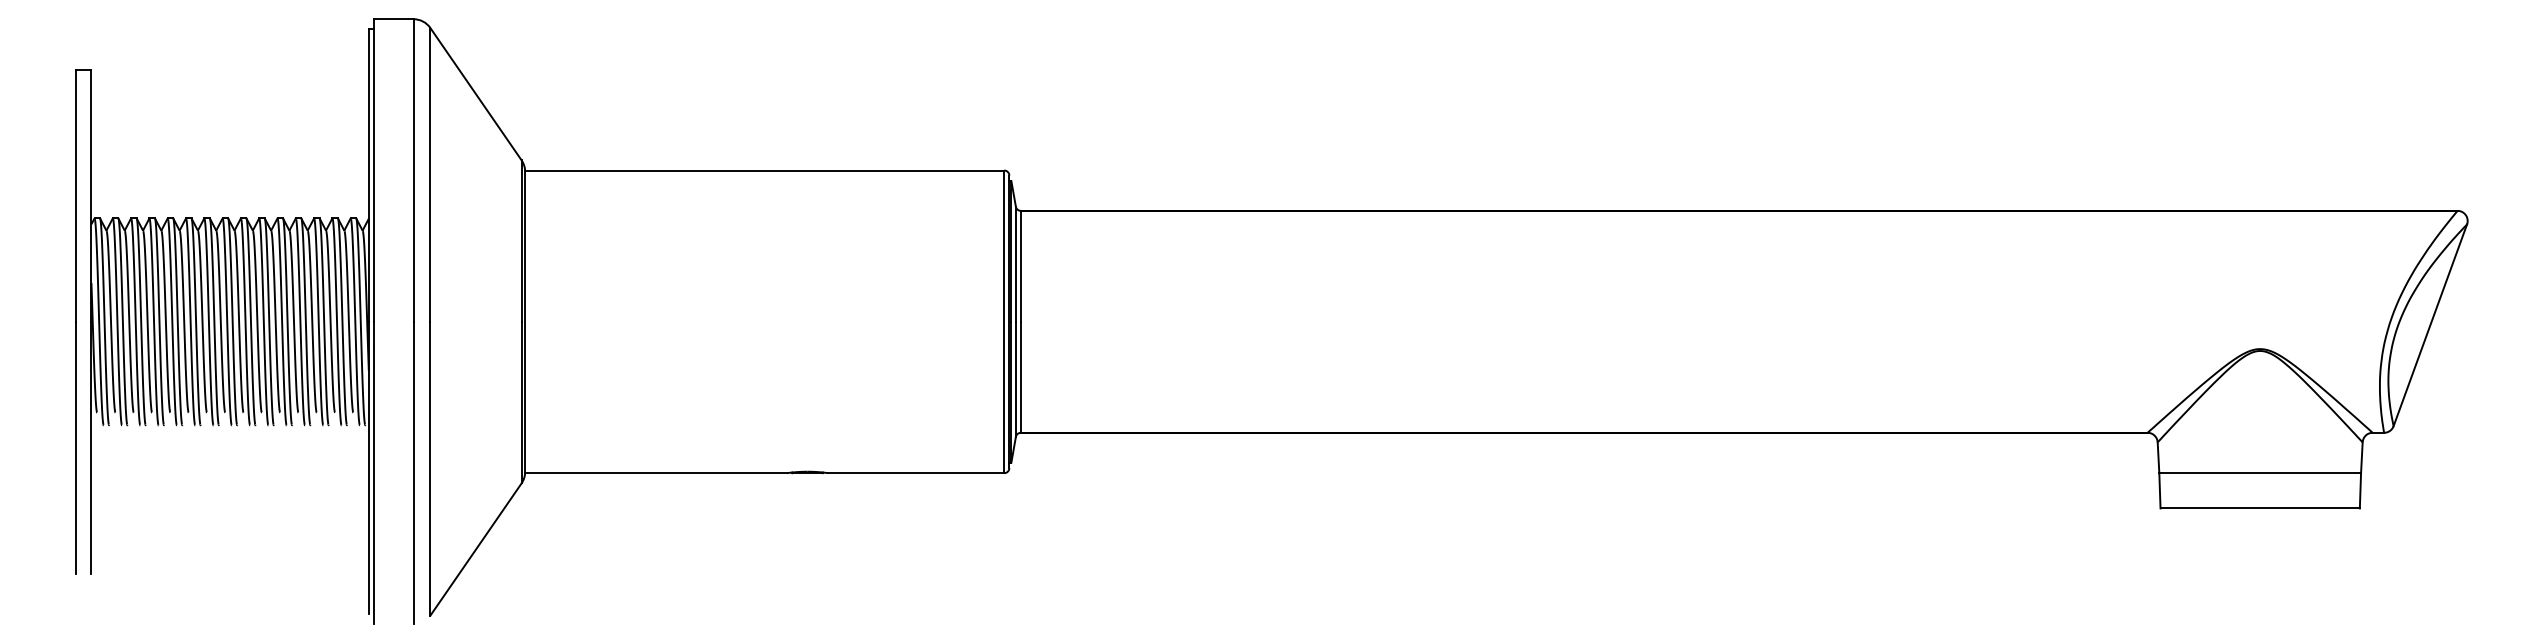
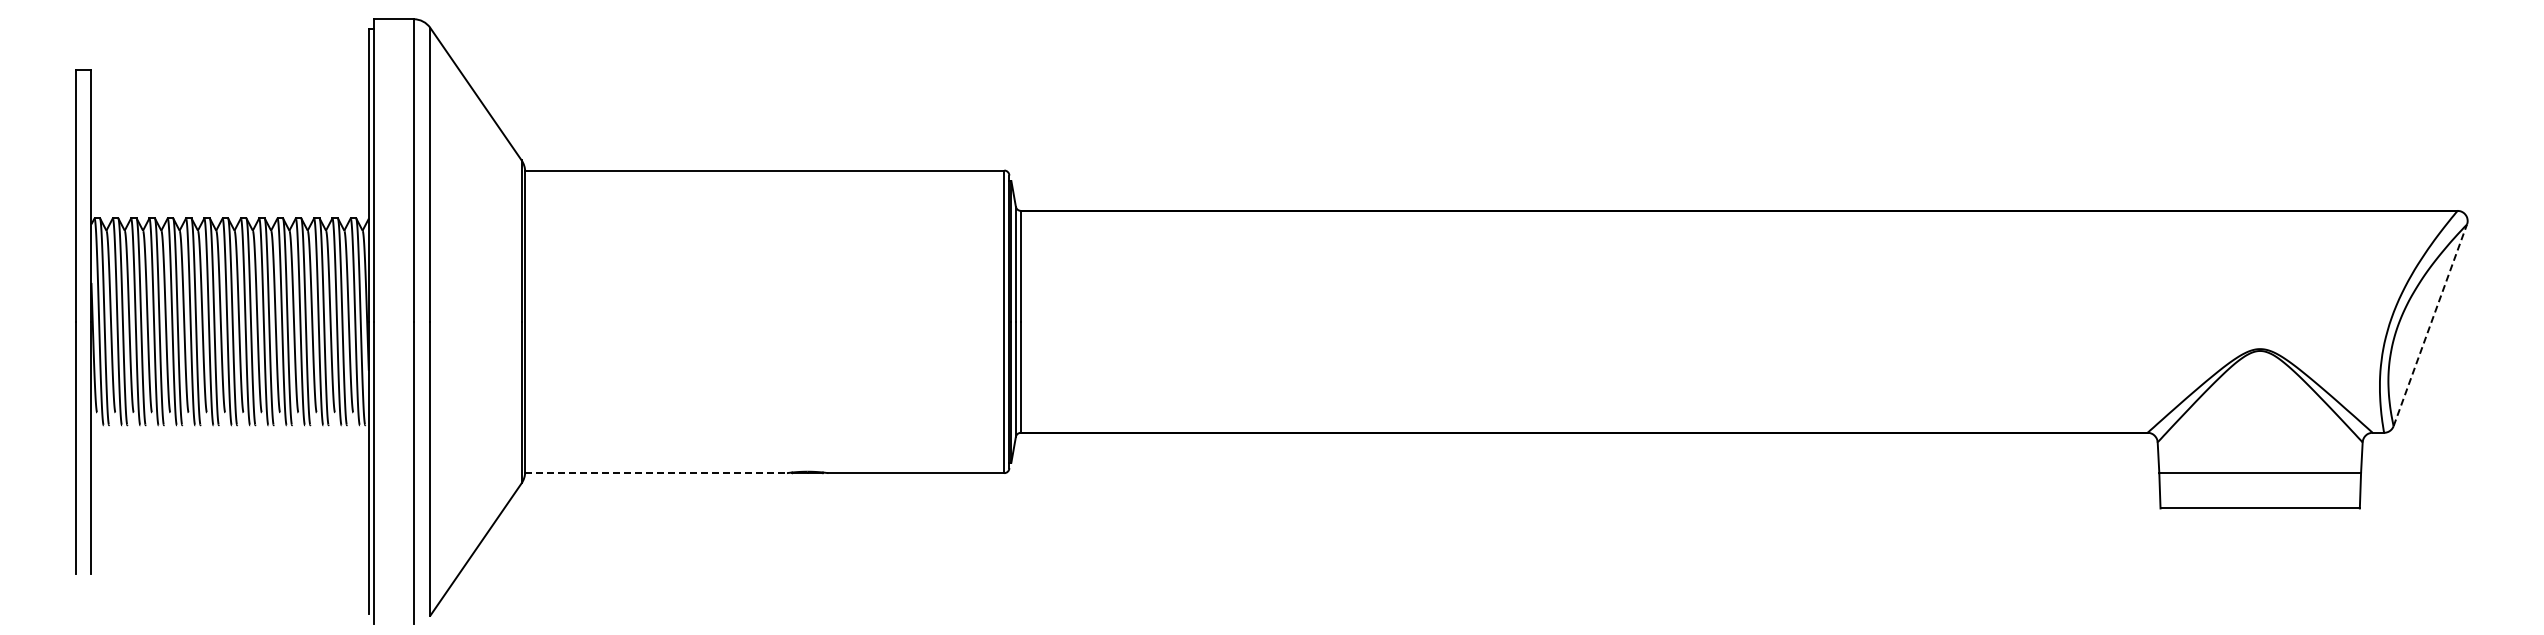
line: solid -> dashed (2430, 324)
line: solid -> dashed (656, 473)
